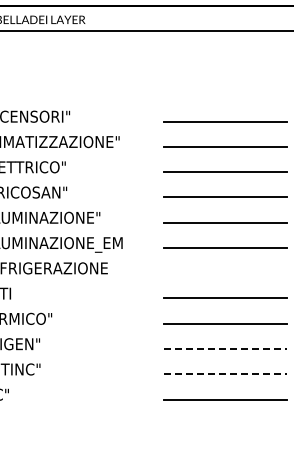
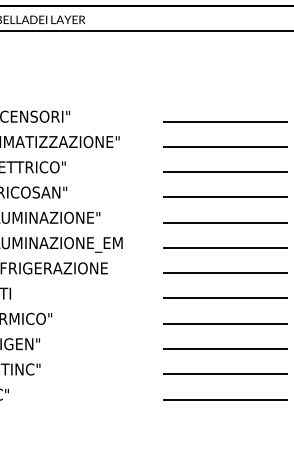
line: none -> present (224, 273)
line: dashed -> solid (225, 348)
line: dashed -> solid (225, 374)
